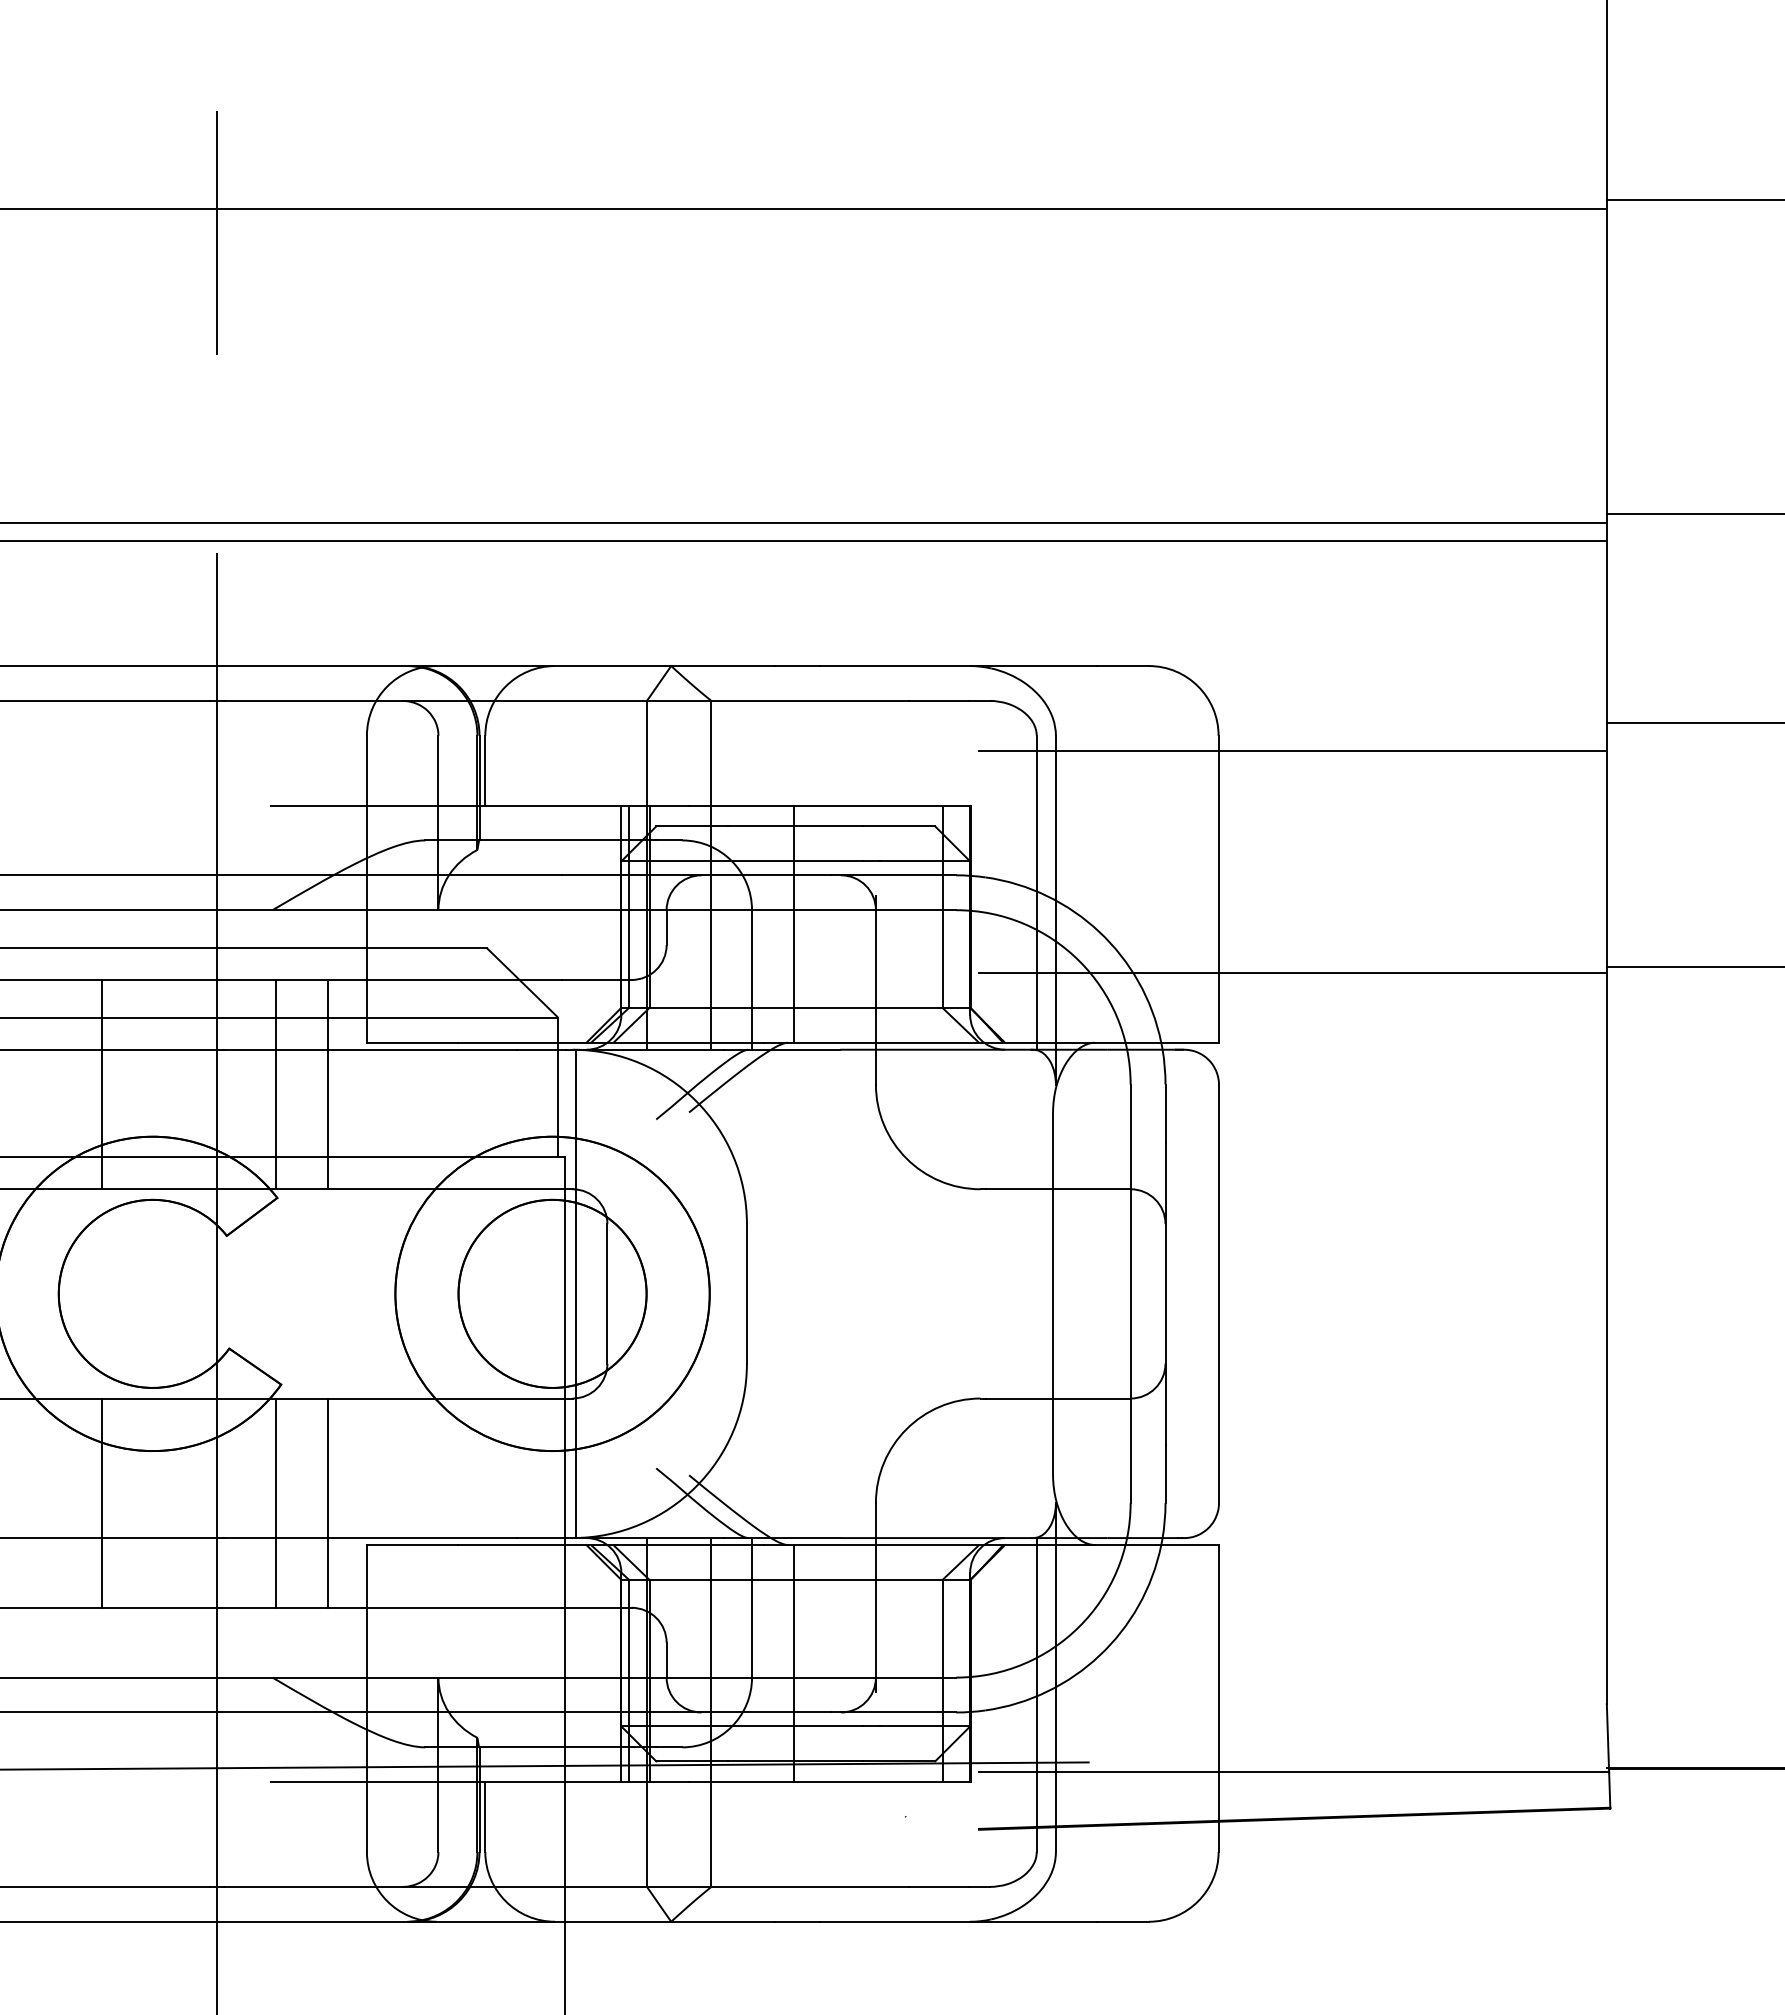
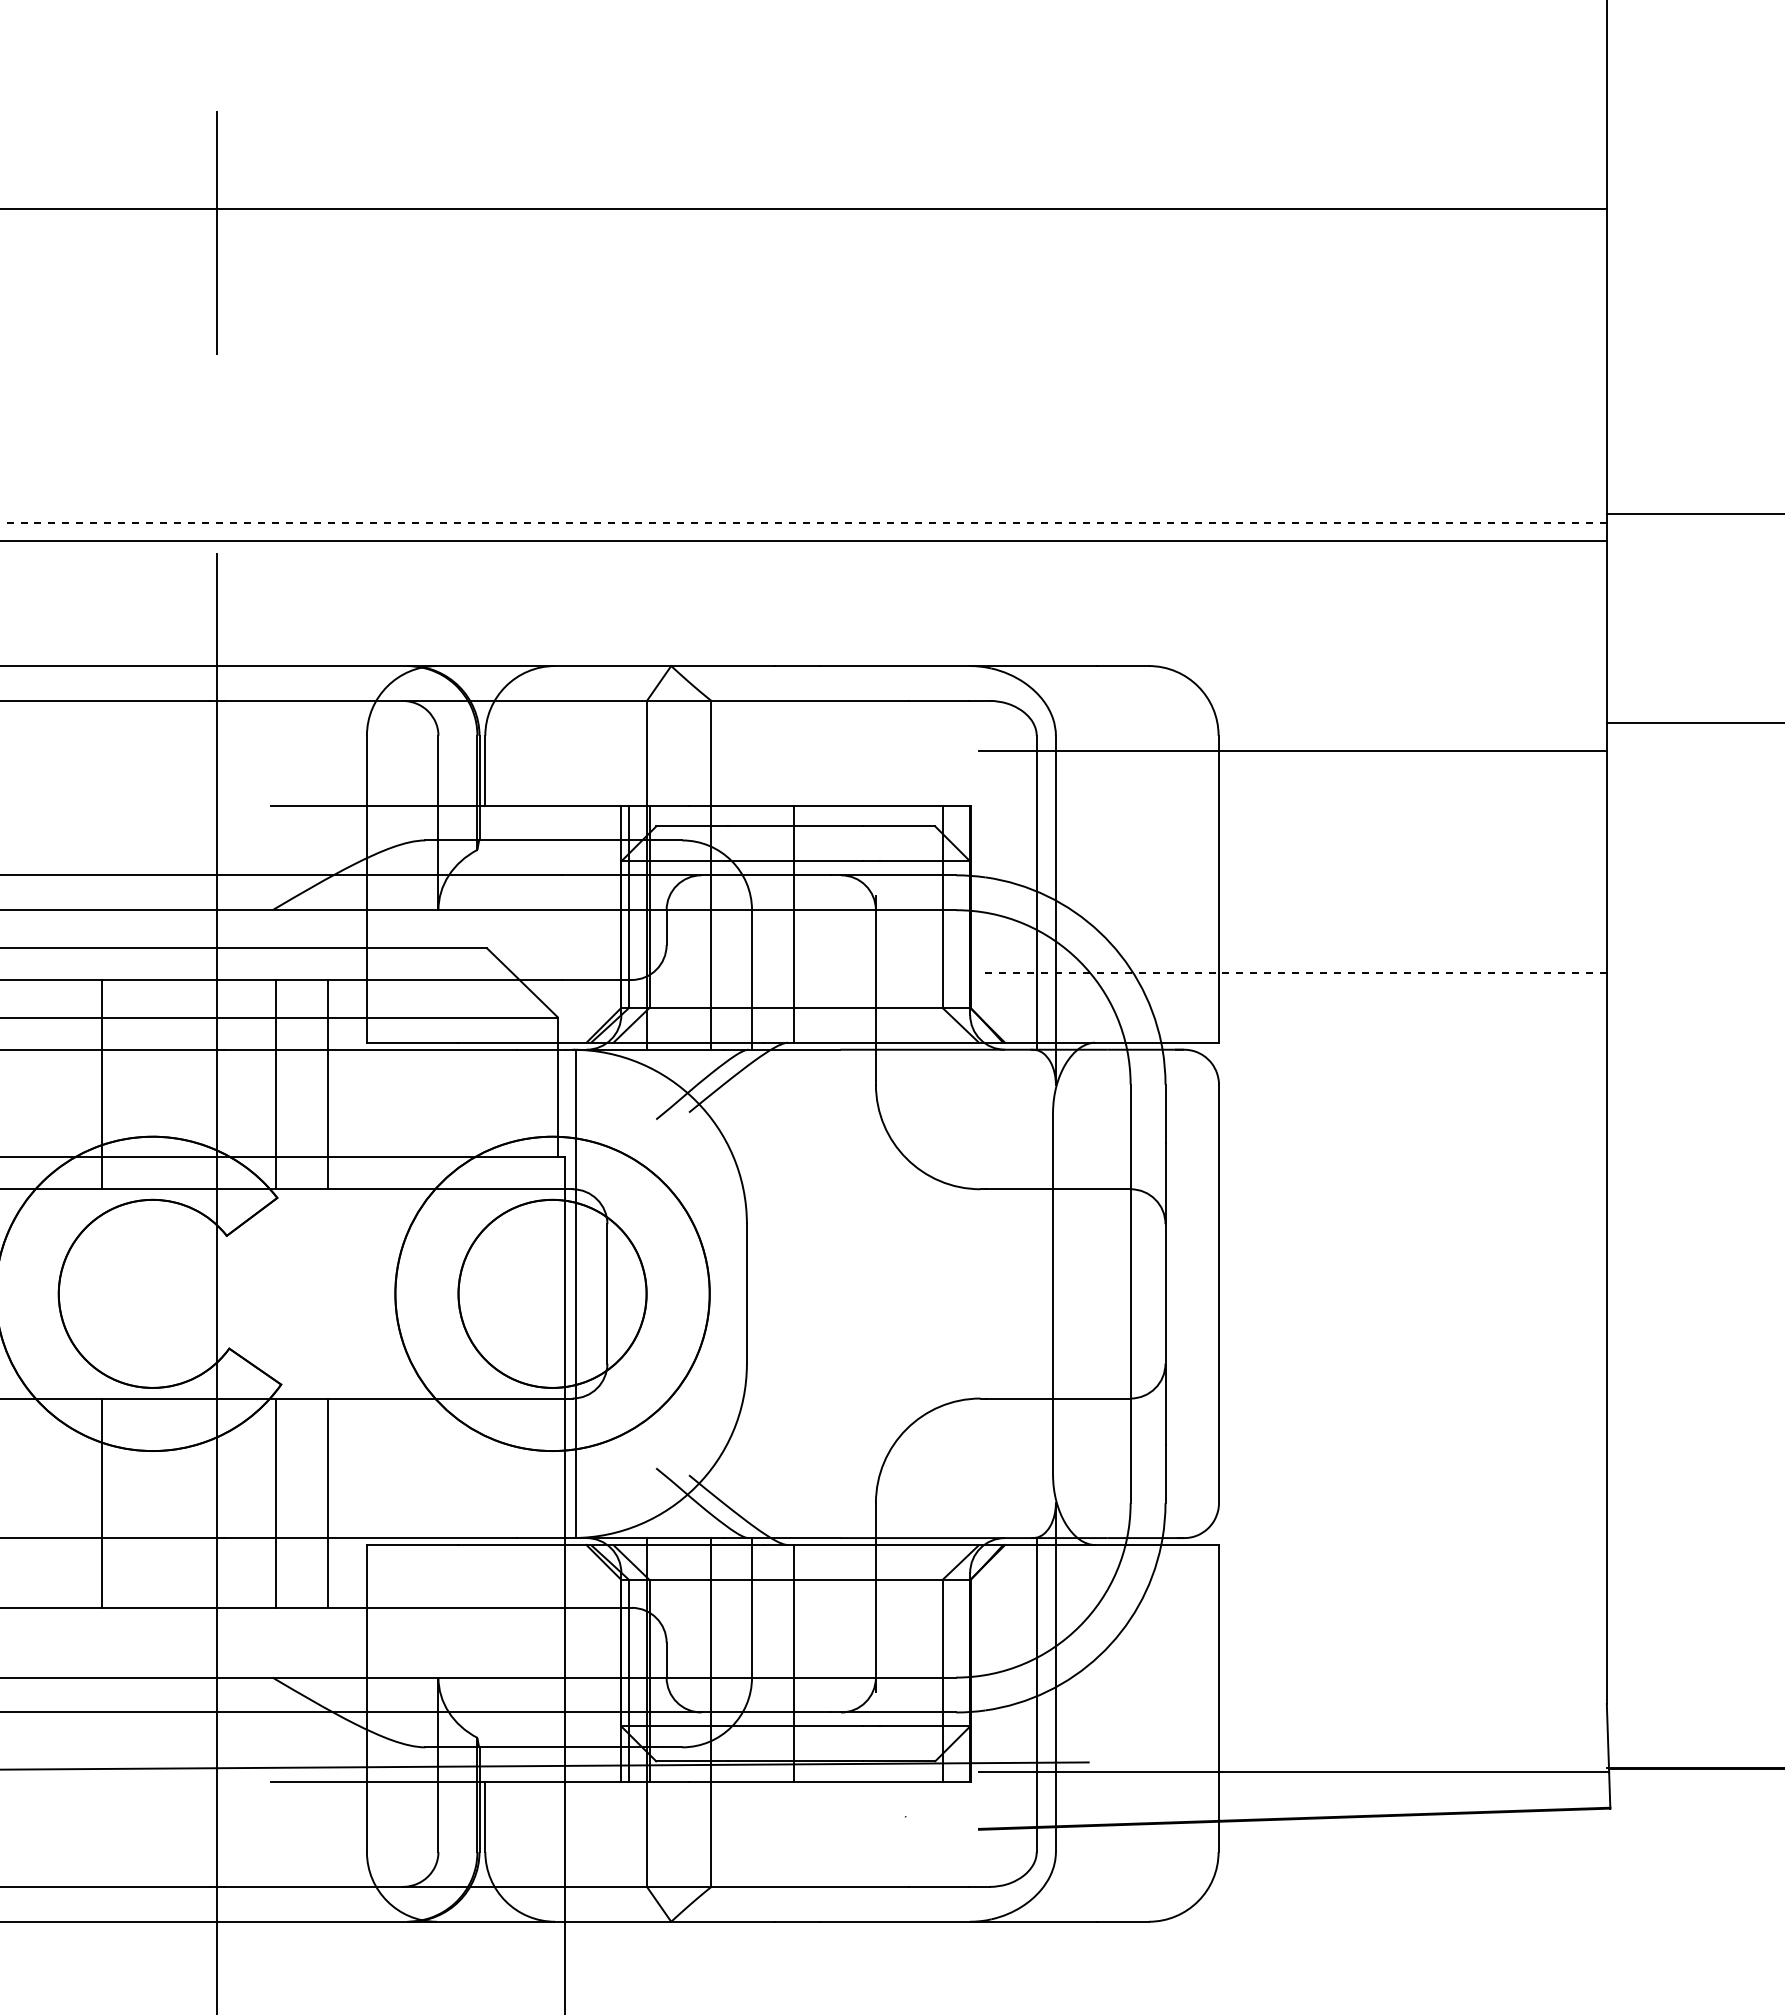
line: present -> none (1693, 199)
line: solid -> dashed (803, 522)
line: present -> none (1693, 967)
line: solid -> dashed (1292, 973)
